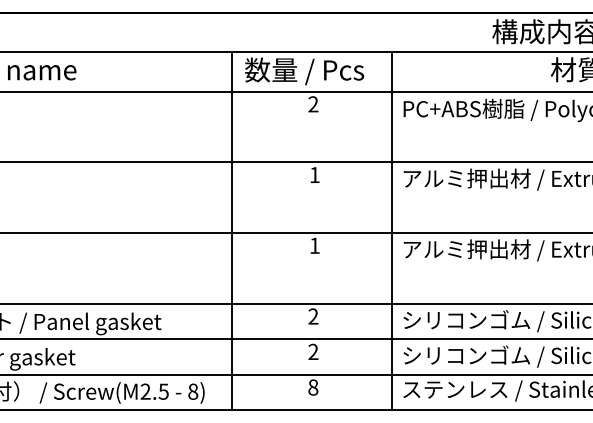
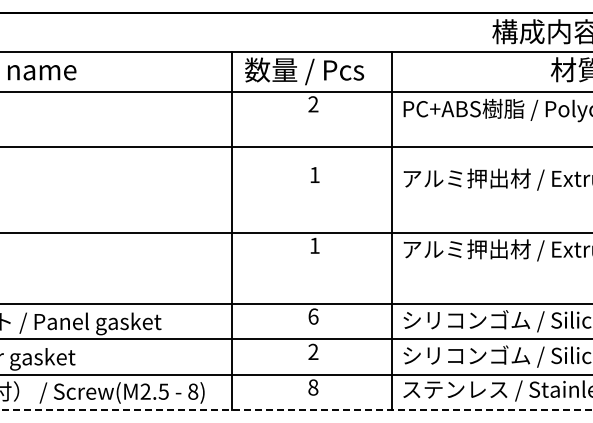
line position: (295, 162) -> (295, 147) (295, 147)
text: 2 -> 6 (313, 316)
line: solid -> dashed (296, 410)
